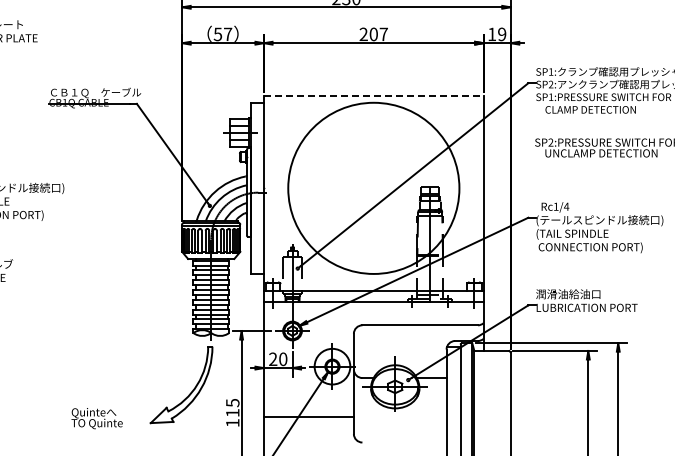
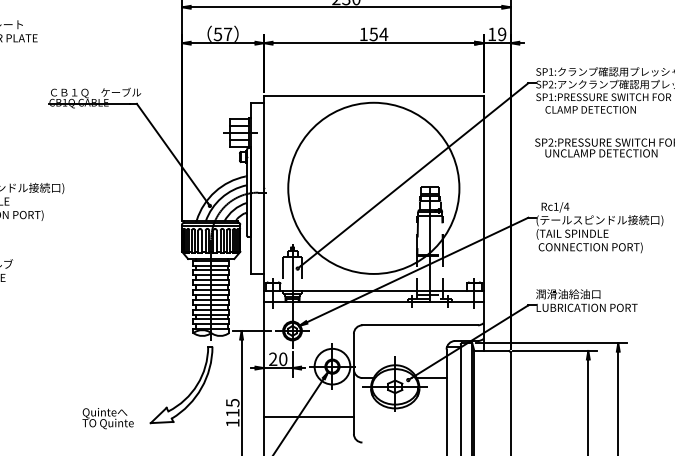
text: 207 -> 154 (373, 34)
line: dashed -> solid (373, 95)
text position: (96, 418) -> (107, 418) (107, 418)
